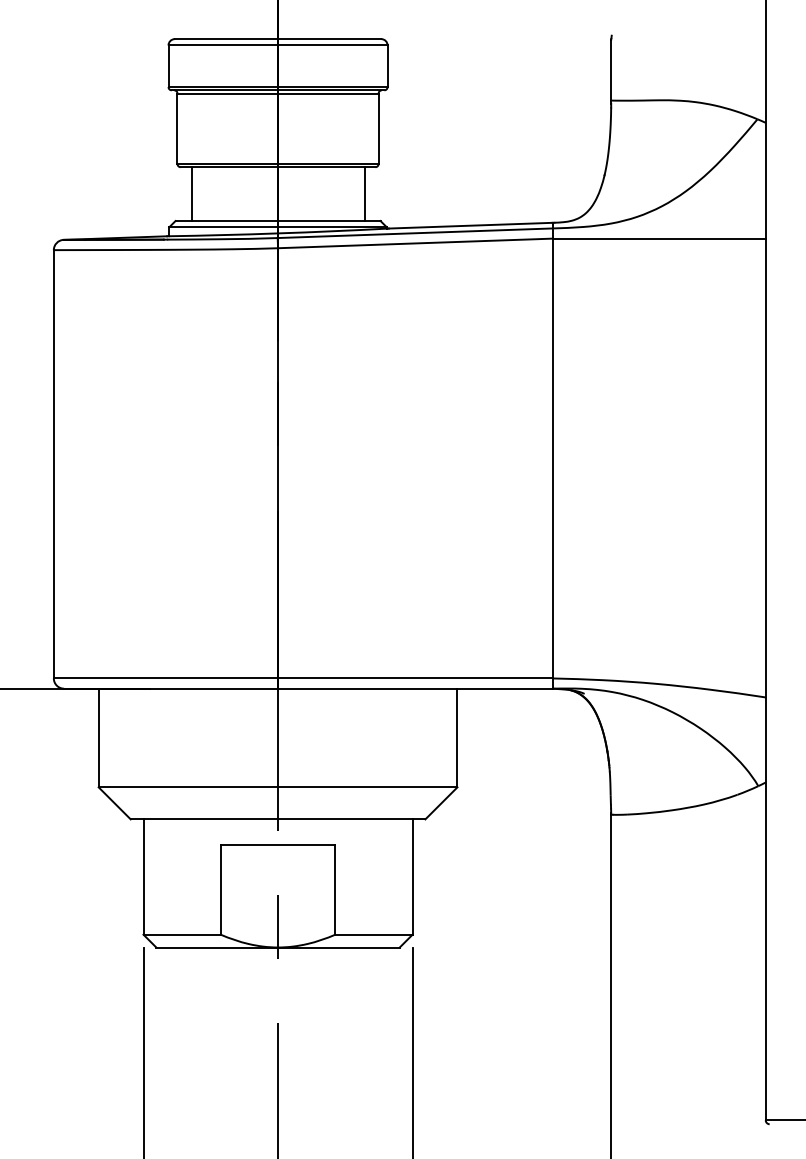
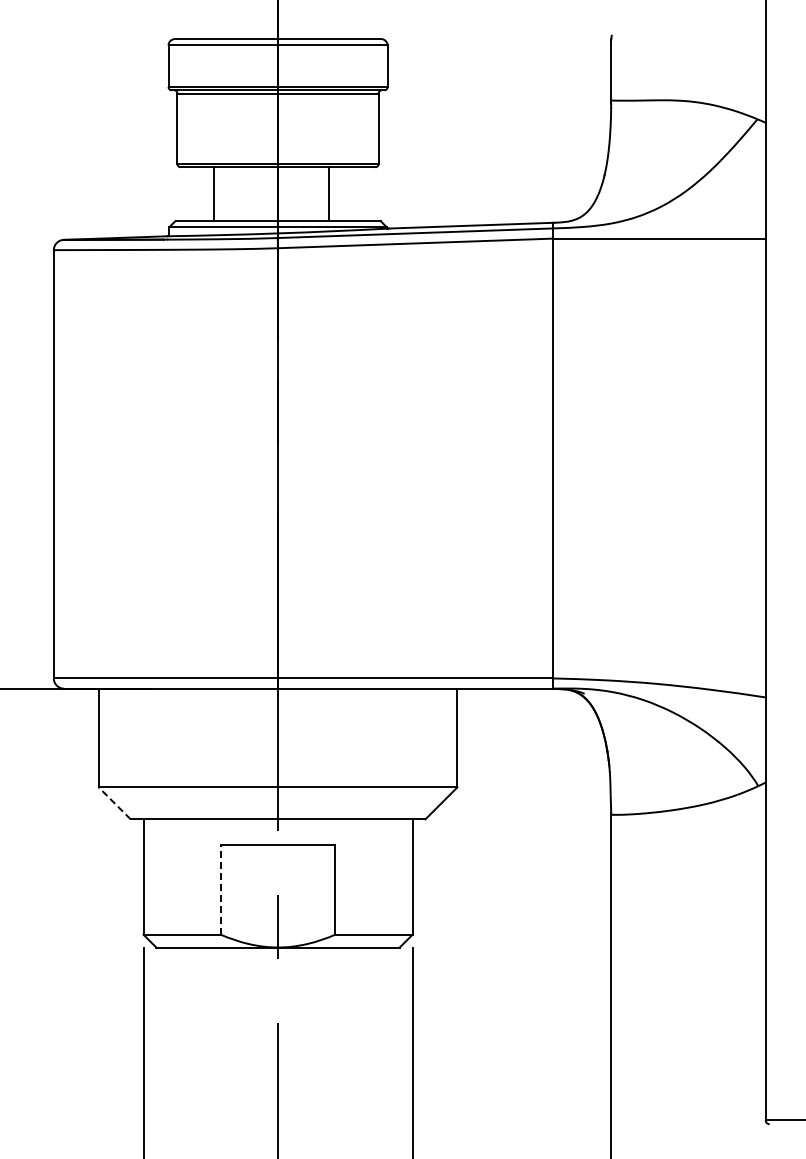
line position: (191, 194) -> (213, 194) (213, 194)
line position: (364, 194) -> (328, 194) (328, 194)
line: solid -> dashed (114, 803)
line: solid -> dashed (220, 889)
